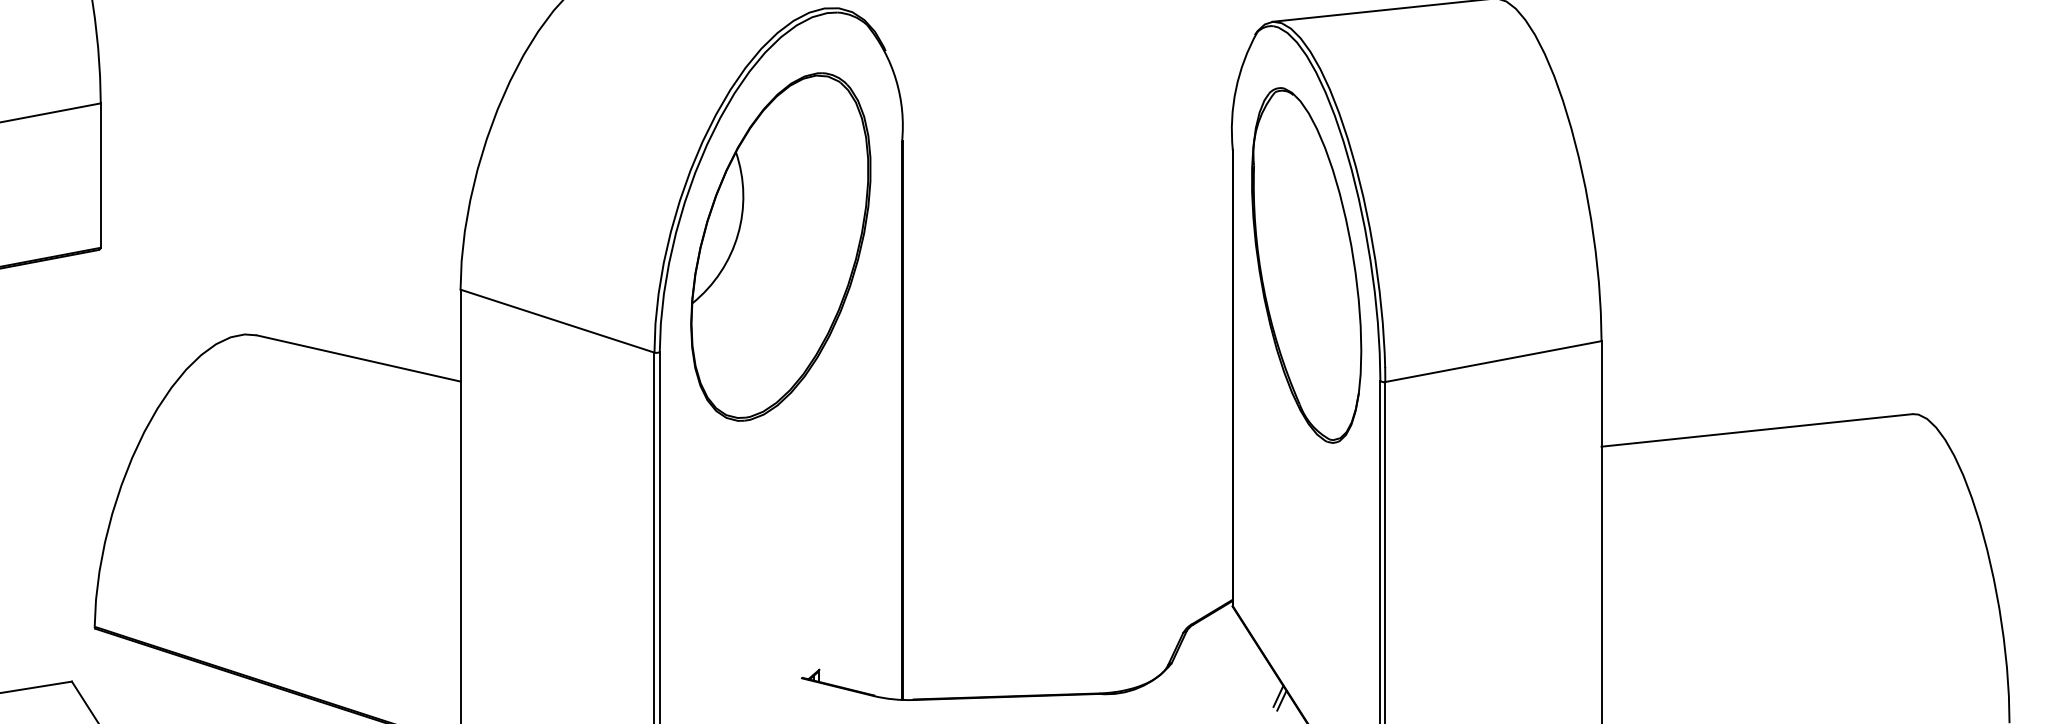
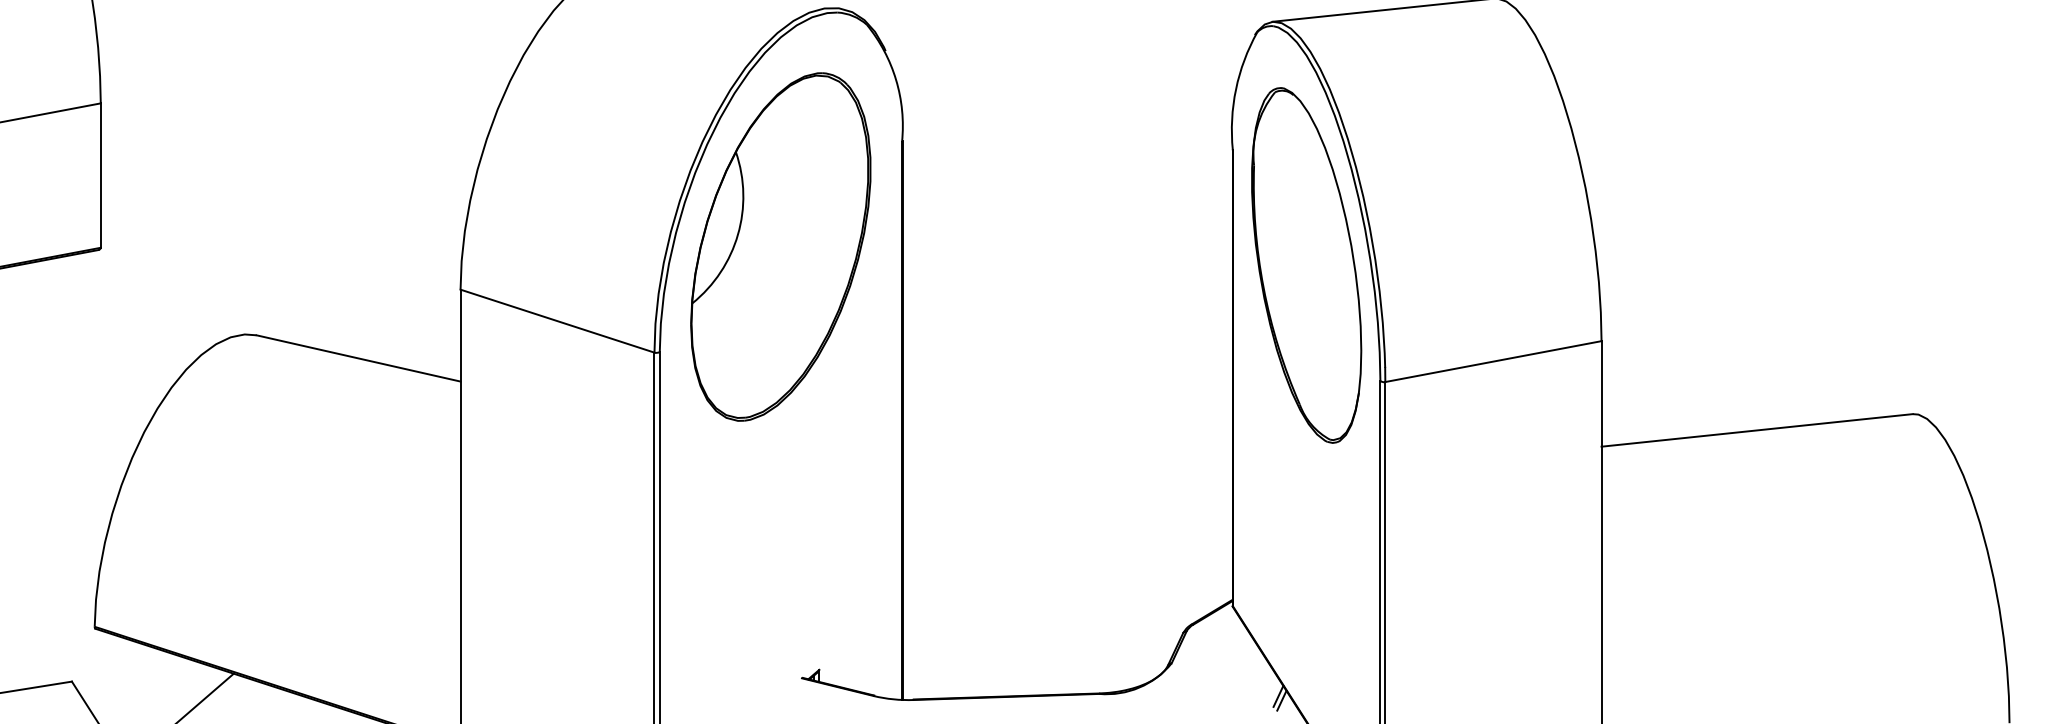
line: none -> present (206, 696)
